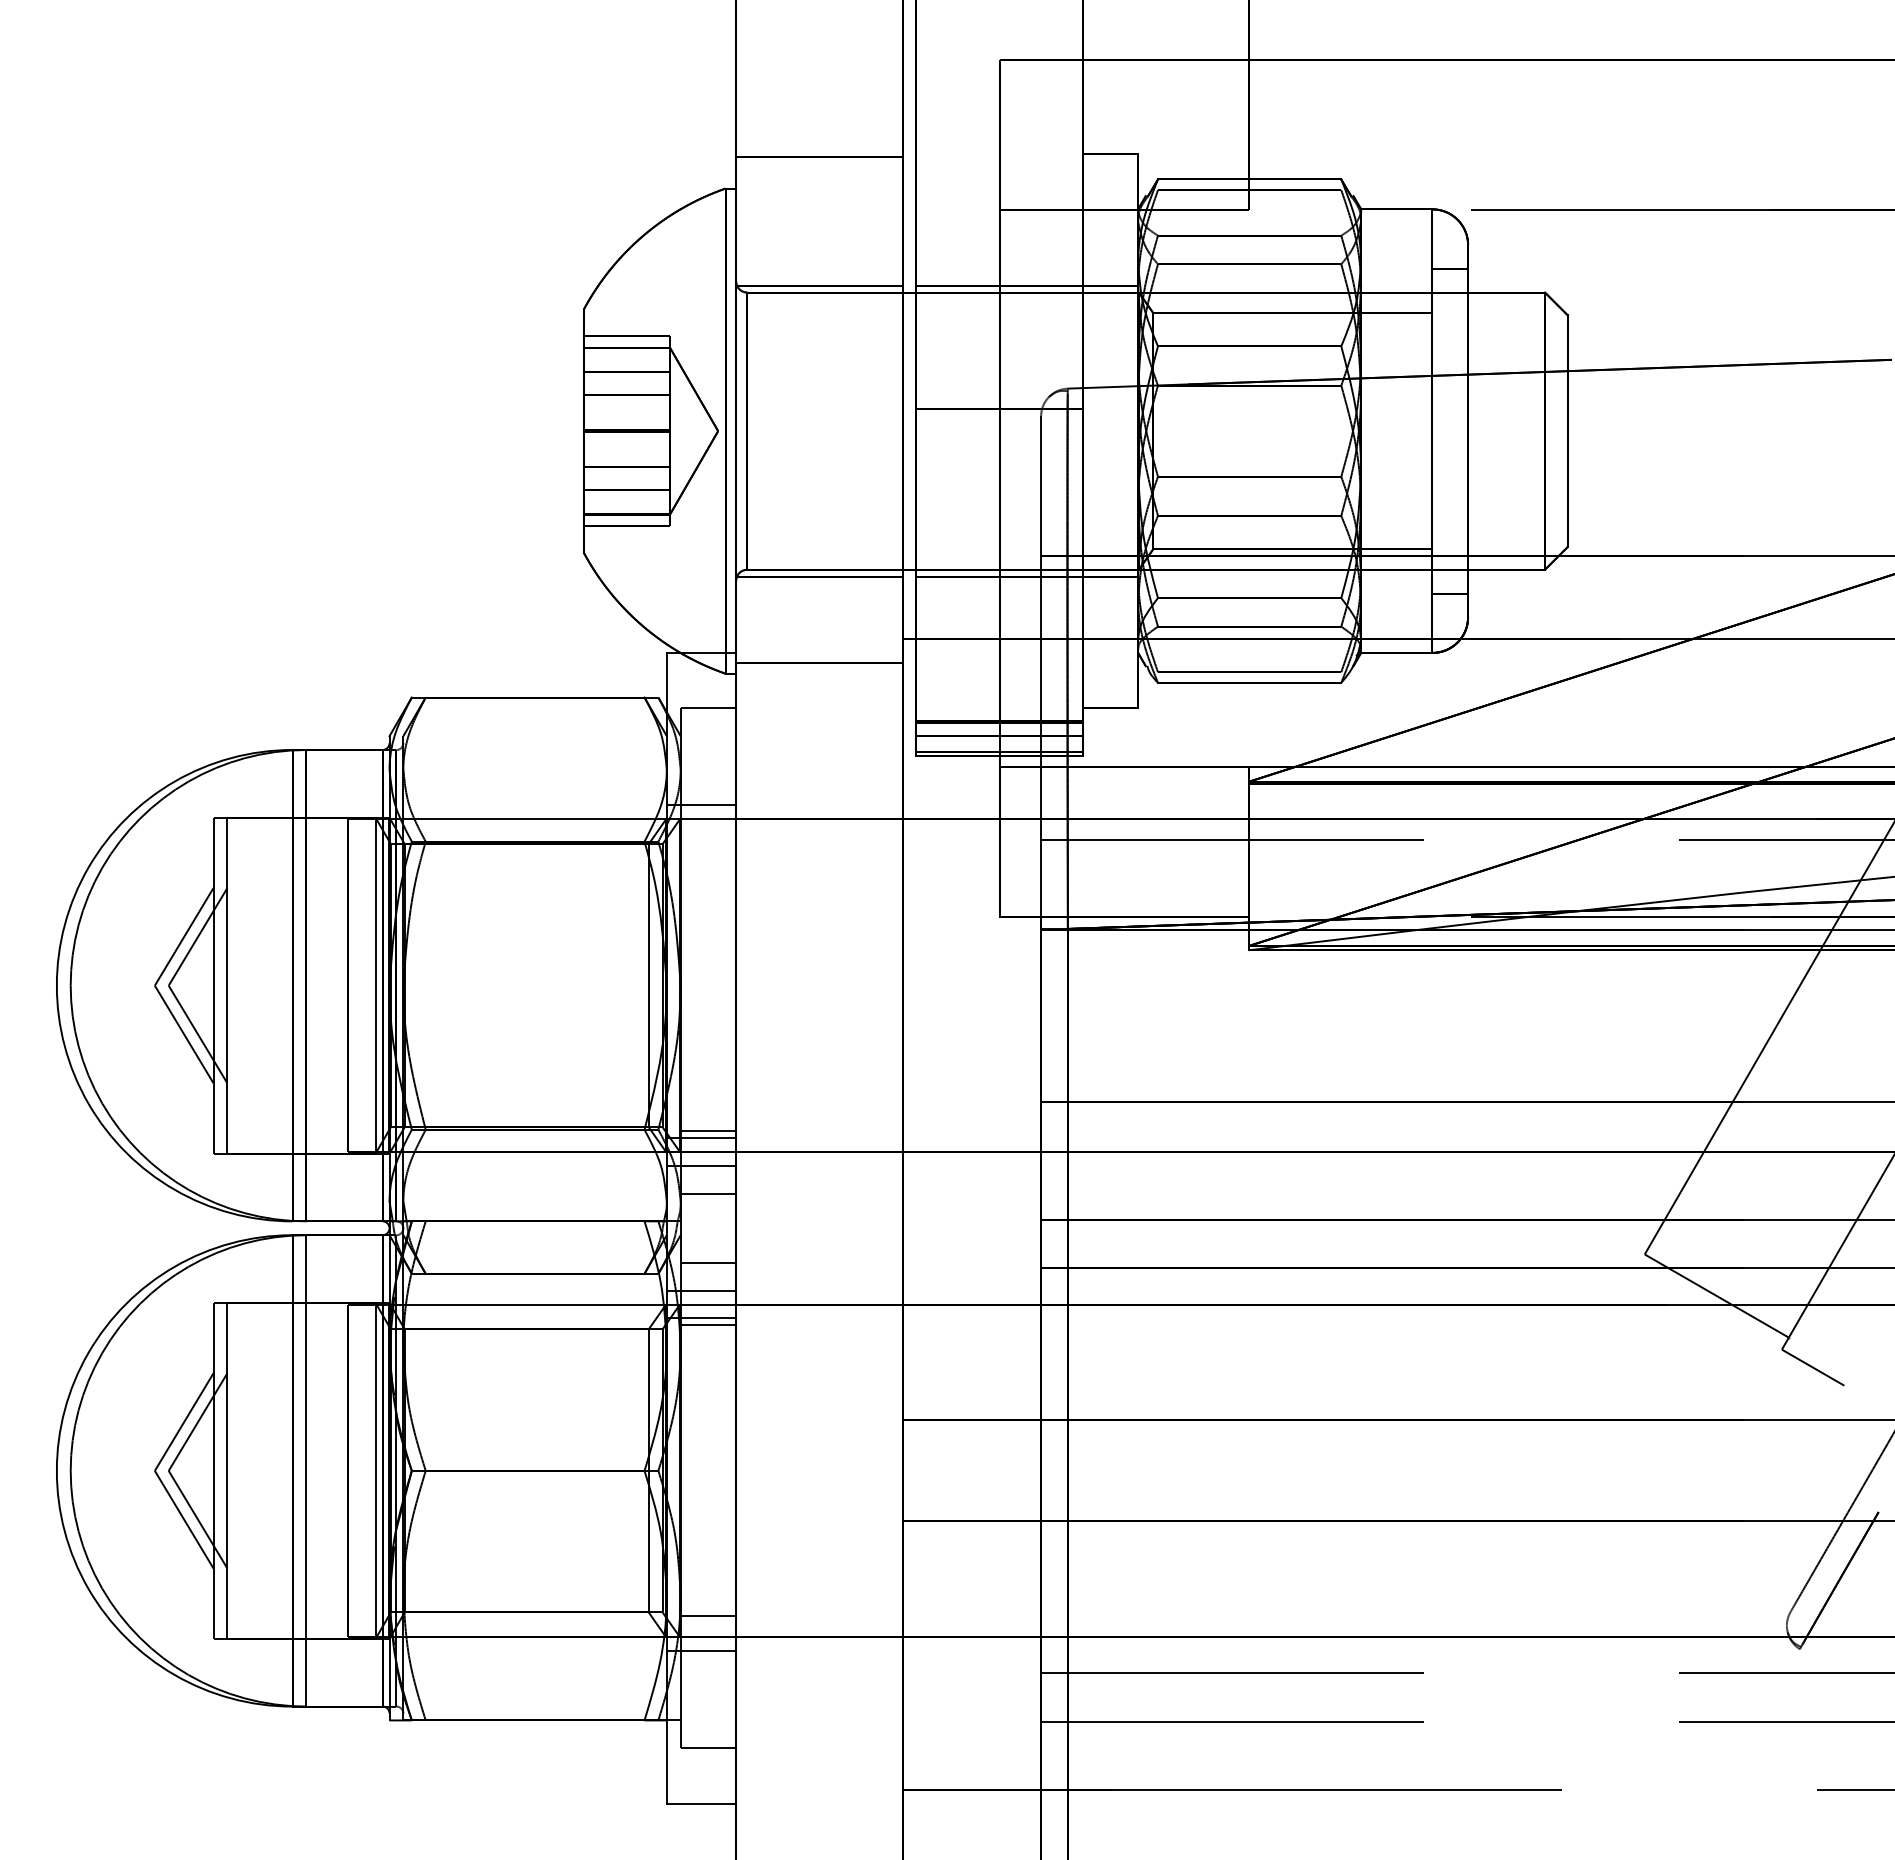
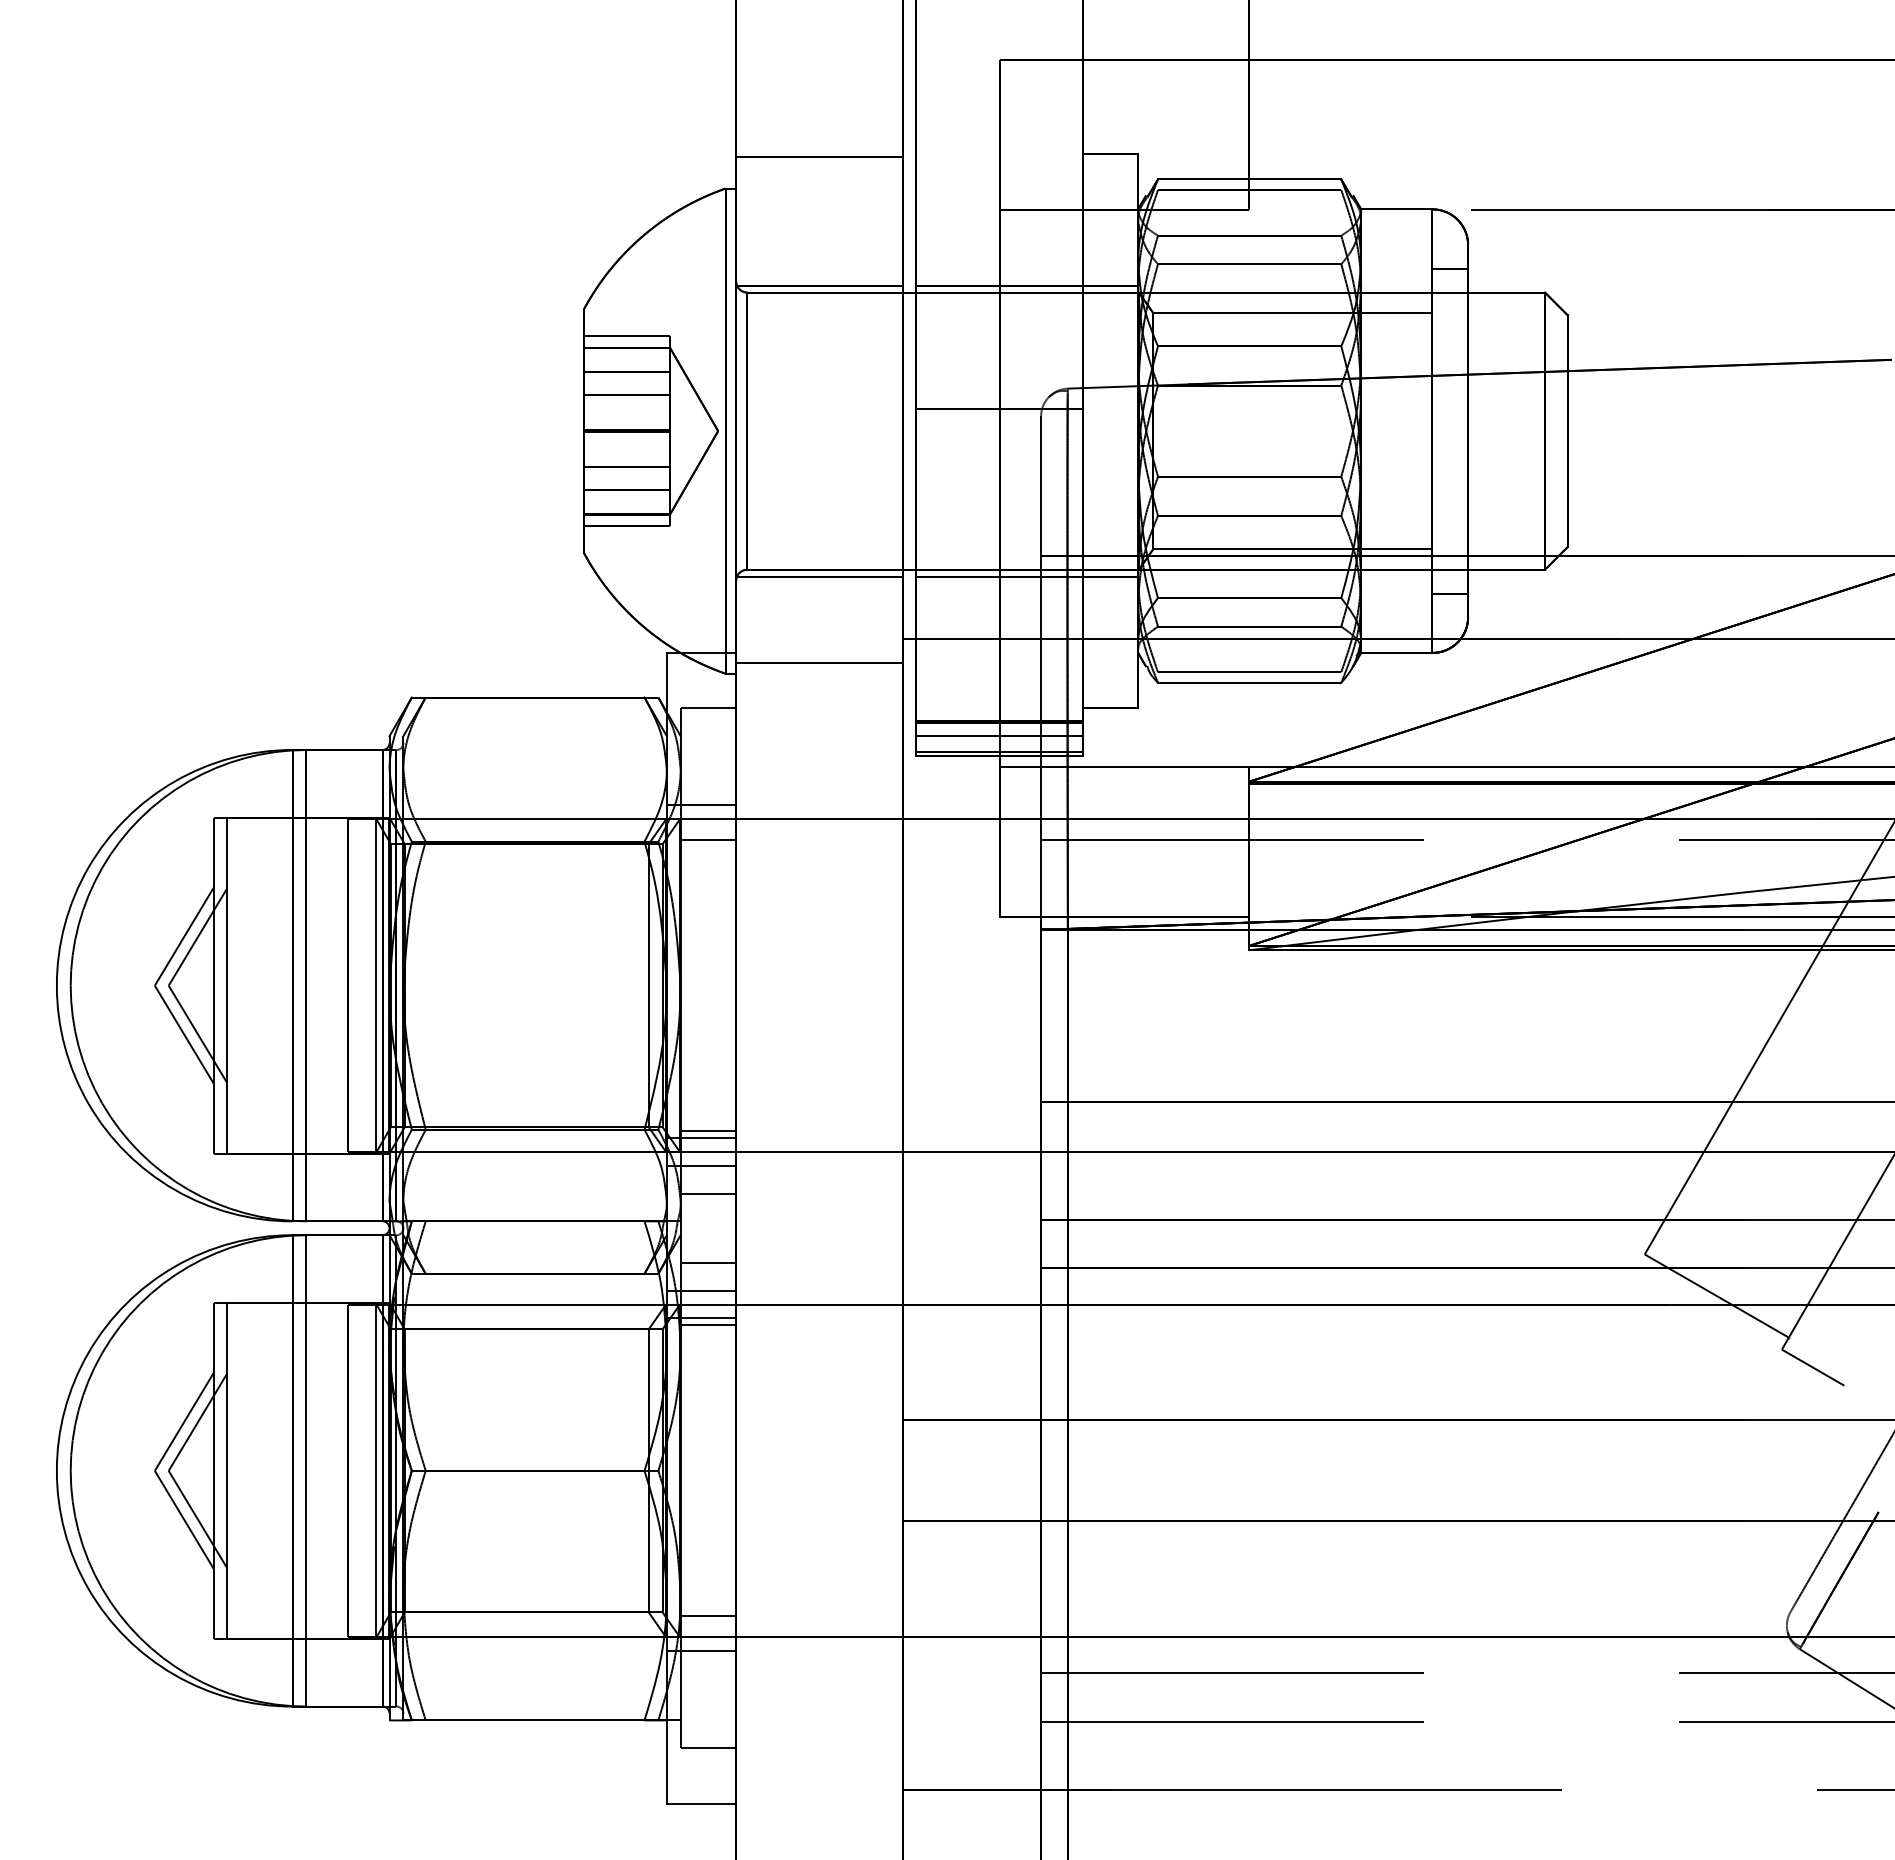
line: none -> present (708, 840)
line: none -> present (1845, 1677)
